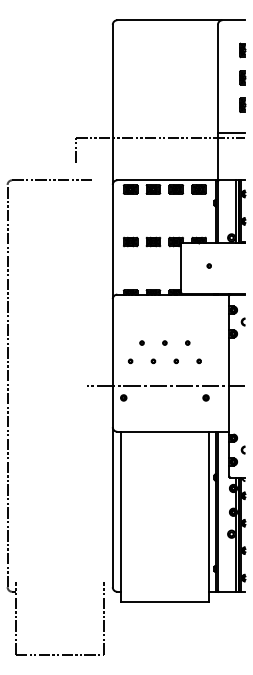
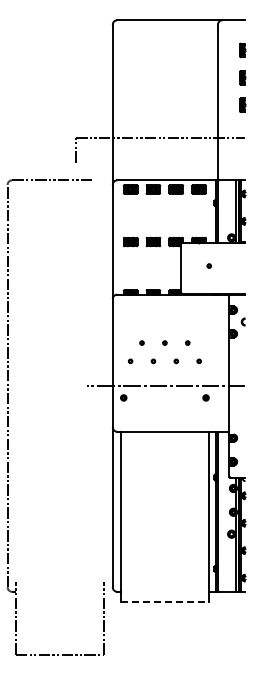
line: present -> none (231, 132)
part: present -> none (242, 449)
line: solid -> dashed (164, 602)
